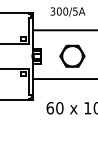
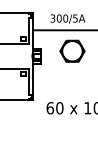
text position: (67, 11) -> (67, 18) (67, 18)
part position: (72, 55) -> (72, 50) (72, 50)
line: present -> none (63, 79)
